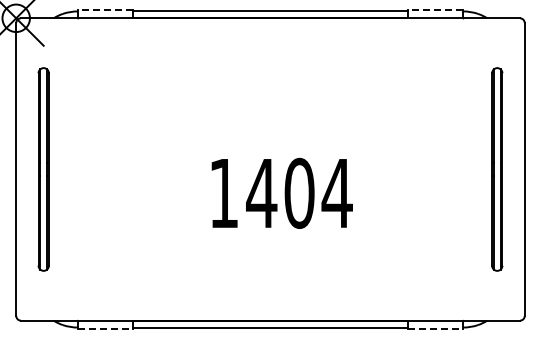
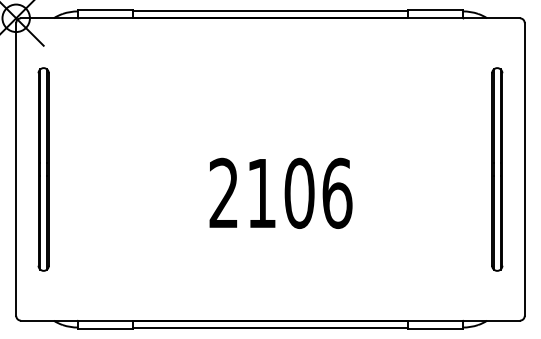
line: dashed -> solid (105, 10)
line: dashed -> solid (434, 10)
text: 1404 -> 2106 (280, 192)
line: dashed -> solid (106, 328)
line: dashed -> solid (435, 328)
